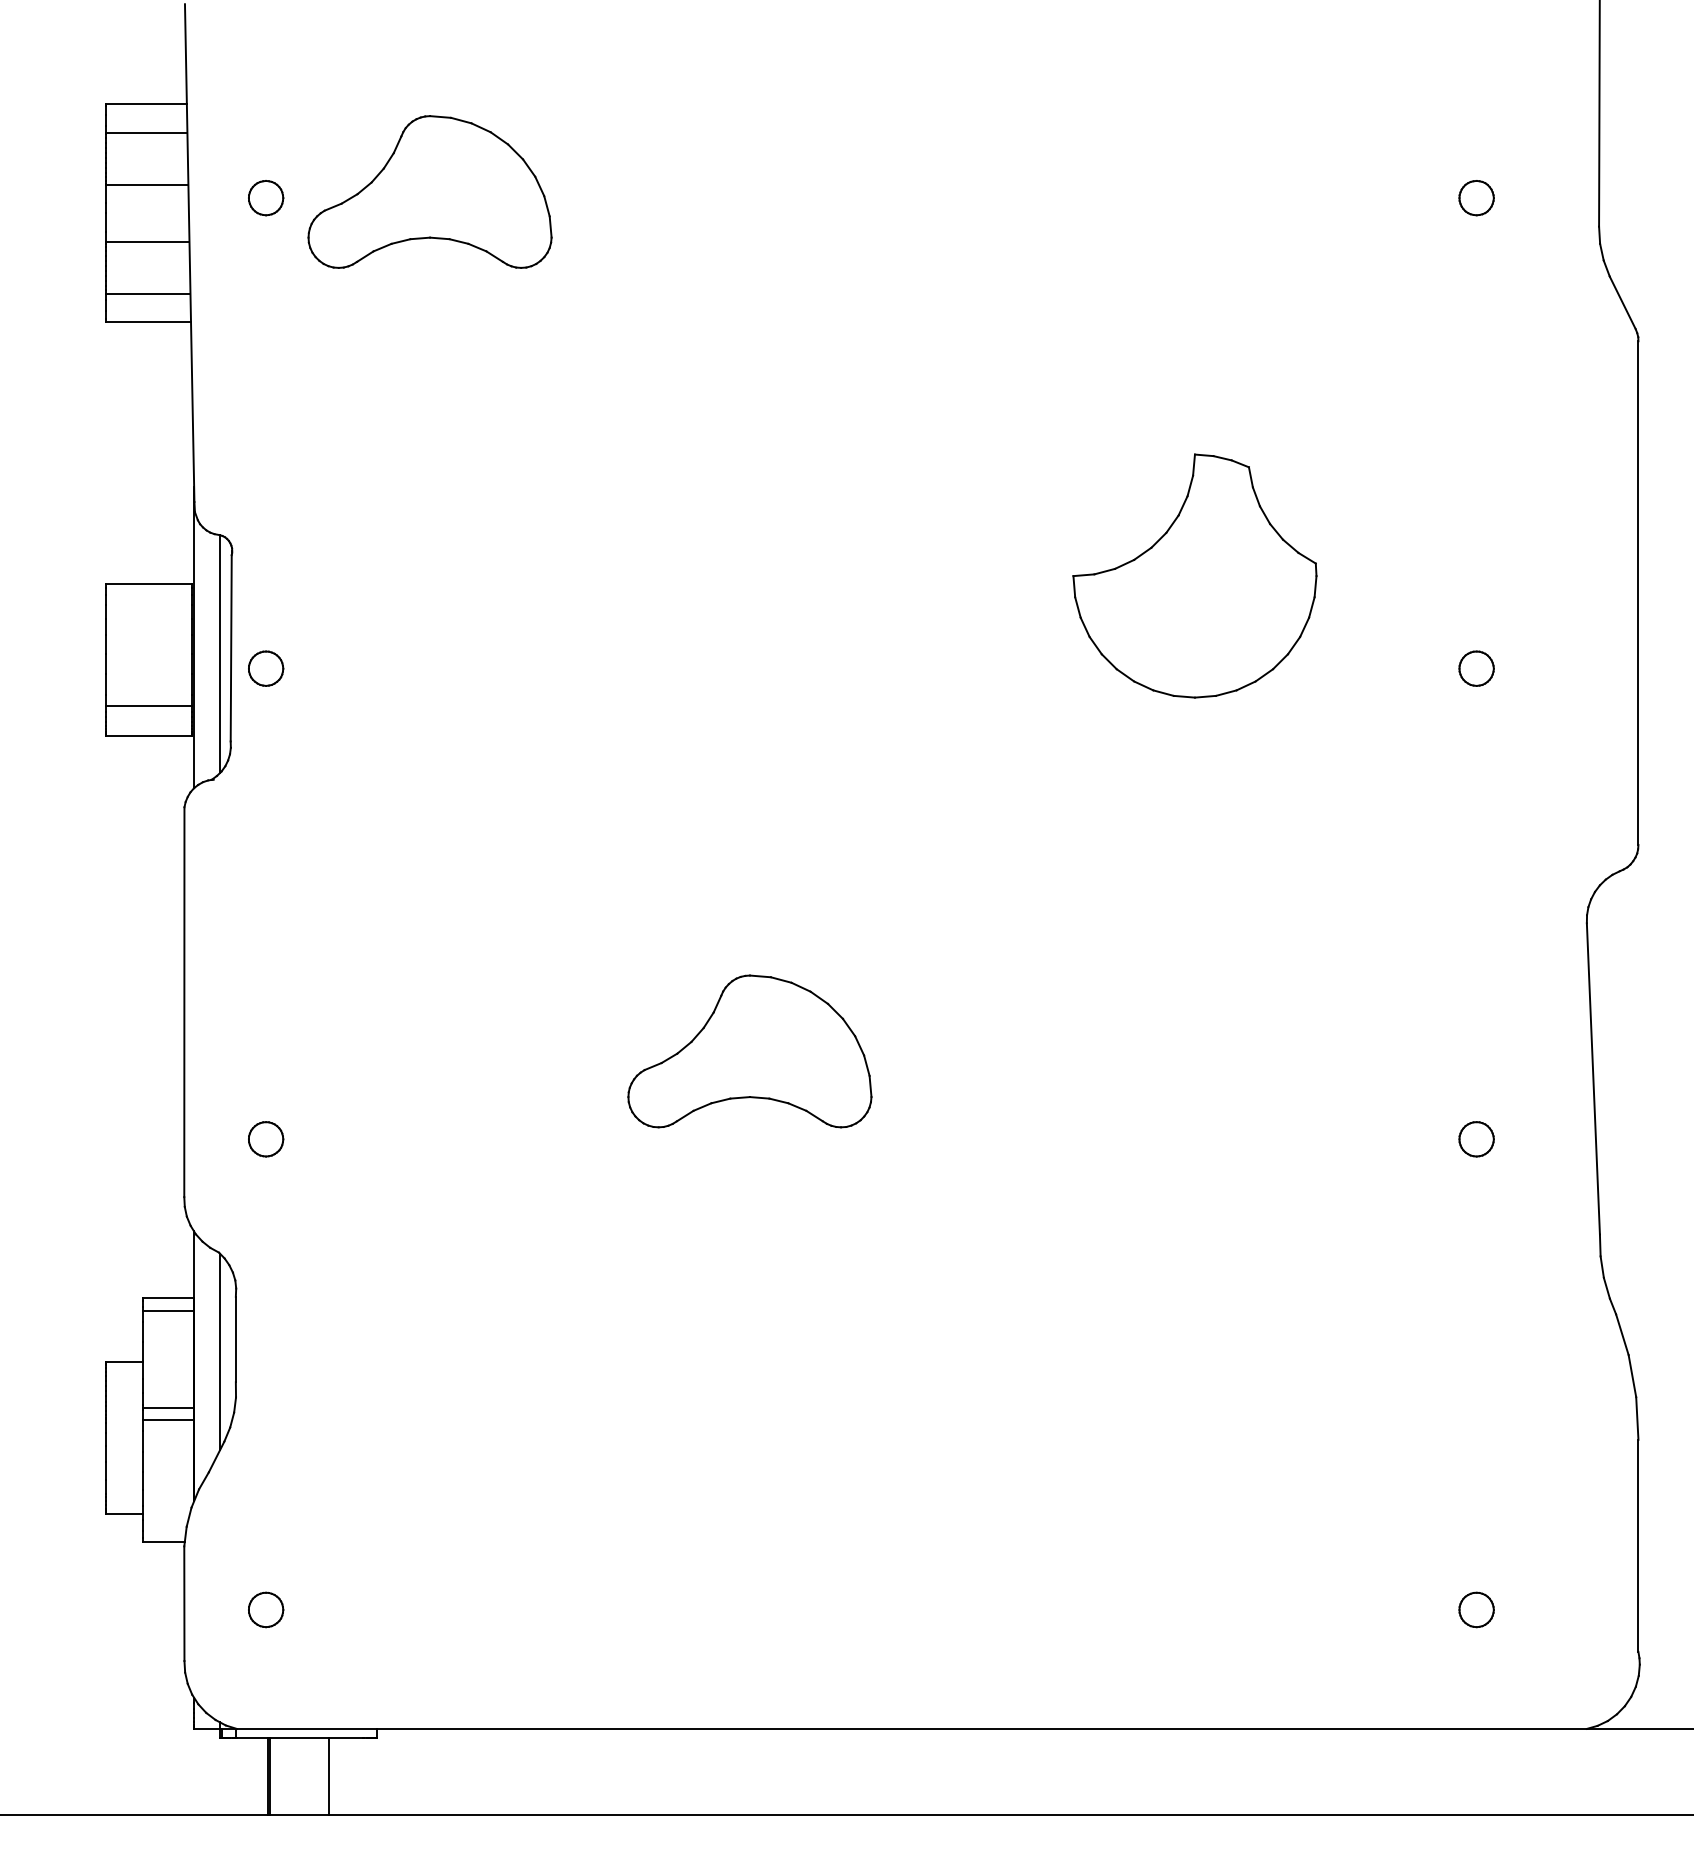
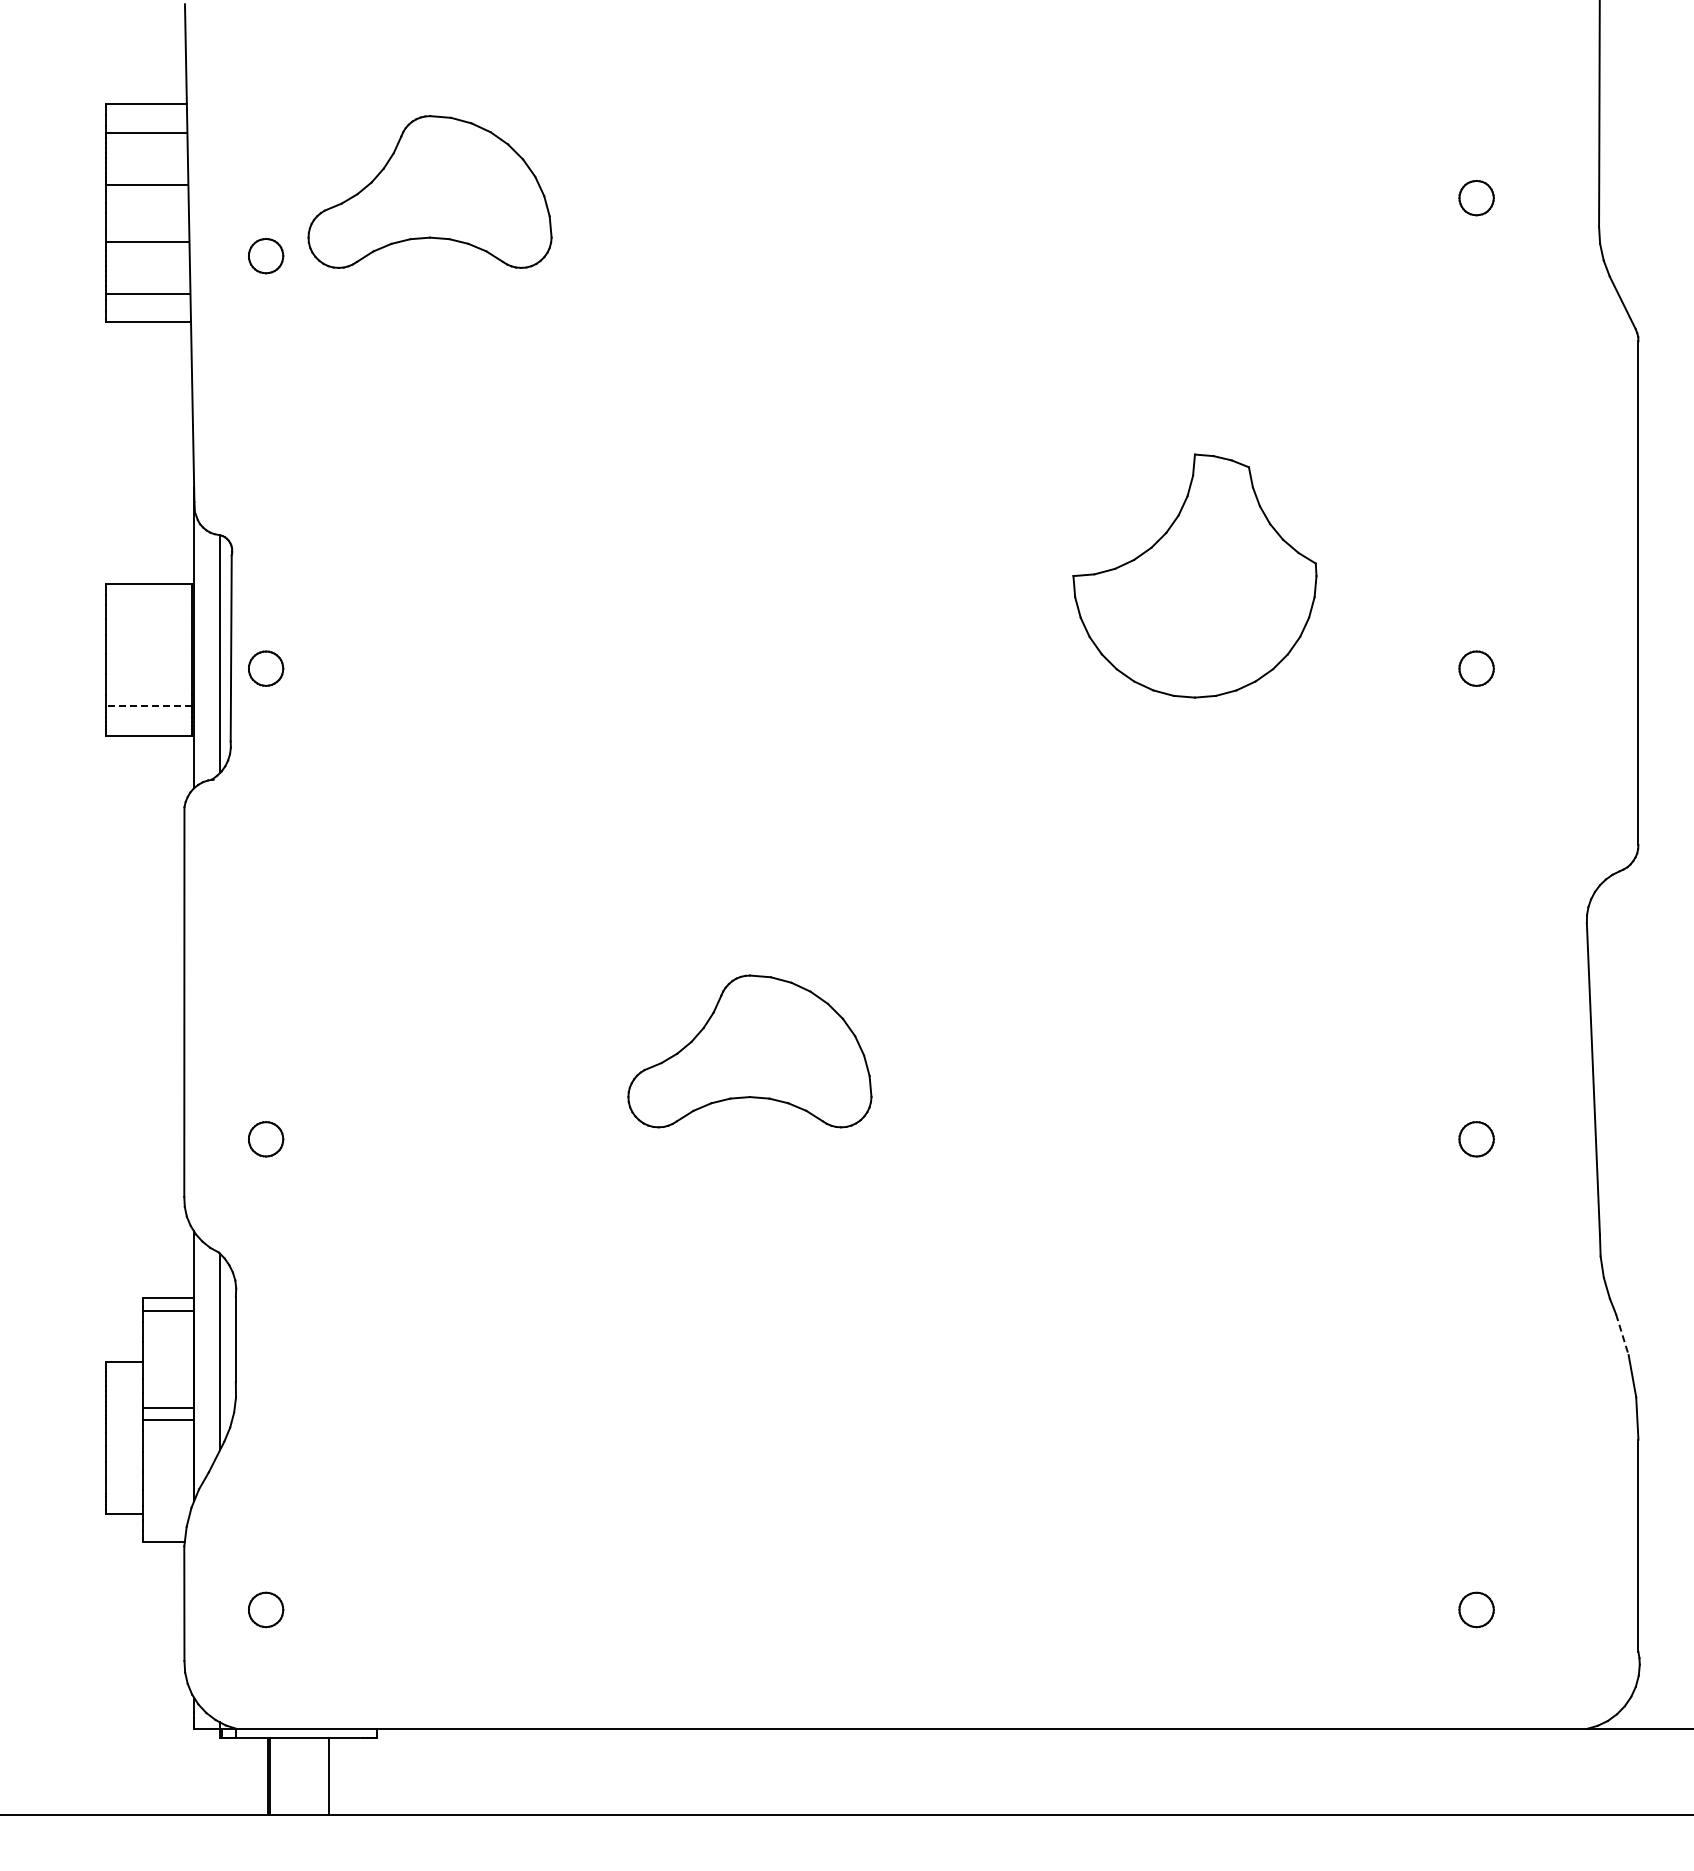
part position: (266, 198) -> (266, 256) (266, 256)
line: solid -> dashed (149, 705)
line: solid -> dashed (1622, 1335)
